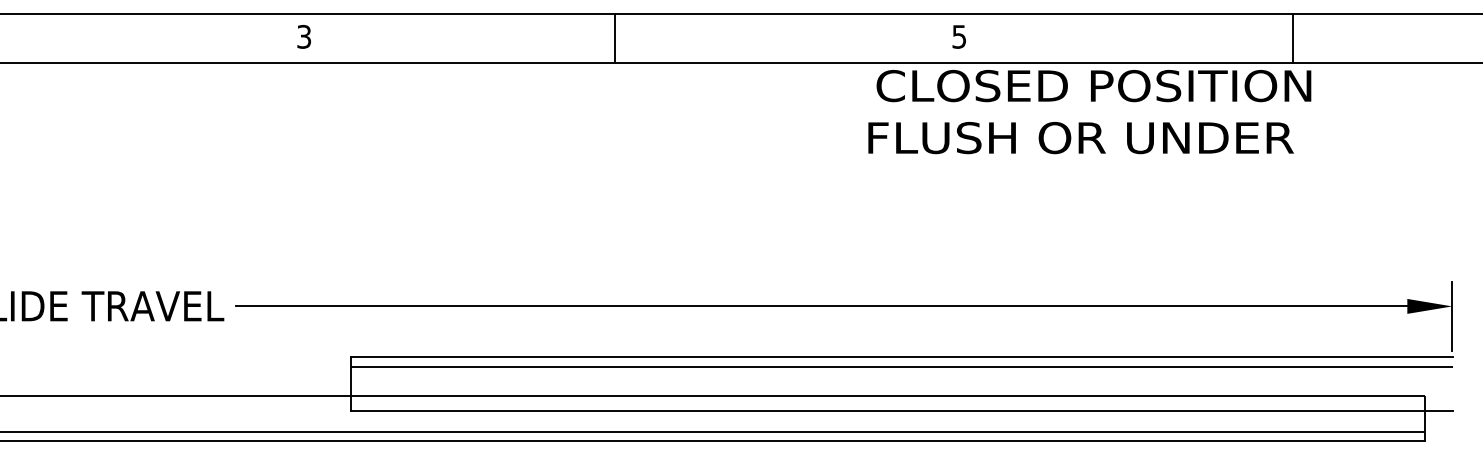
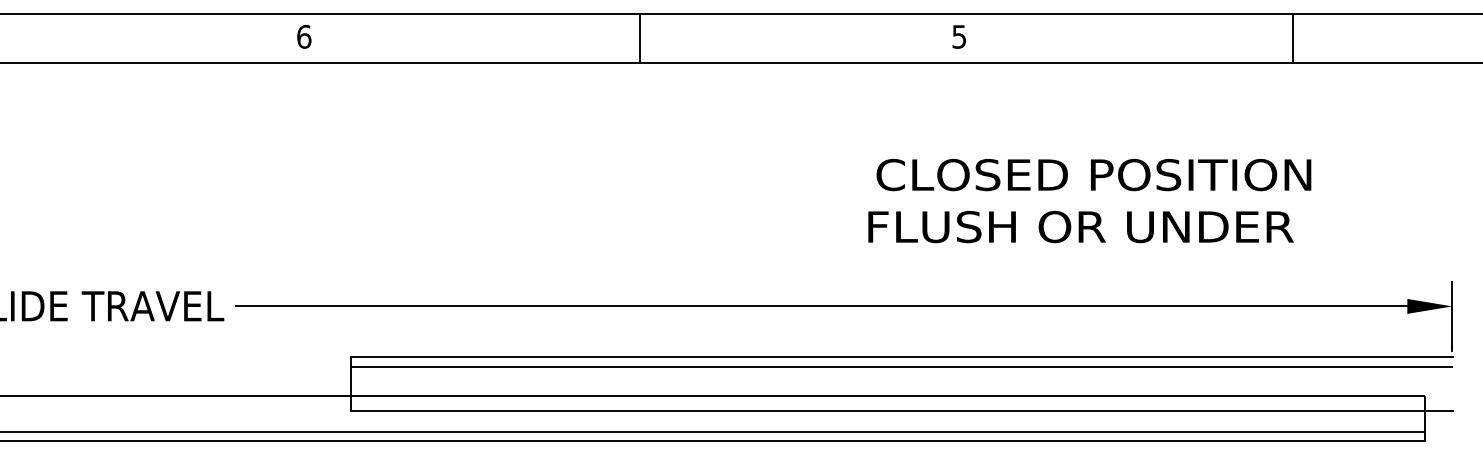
text: 3 -> 6 (304, 36)
line position: (614, 38) -> (639, 38) (639, 38)
text position: (1089, 112) -> (1089, 201) (1089, 201)
